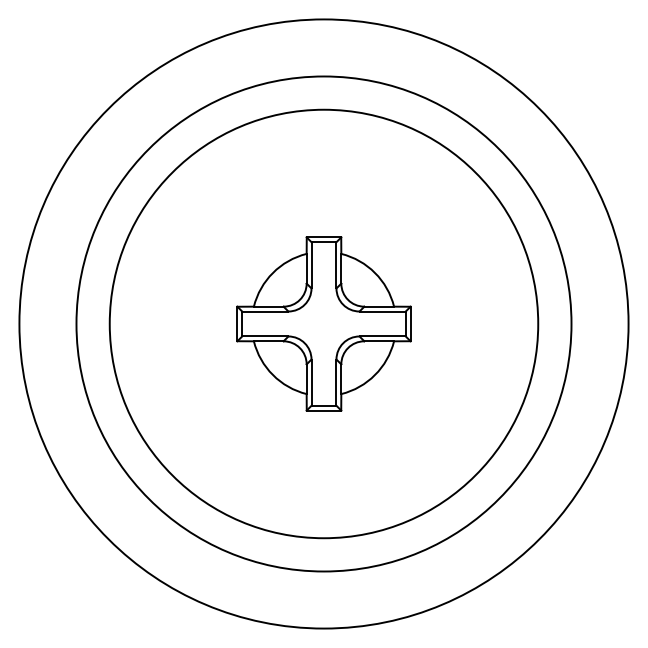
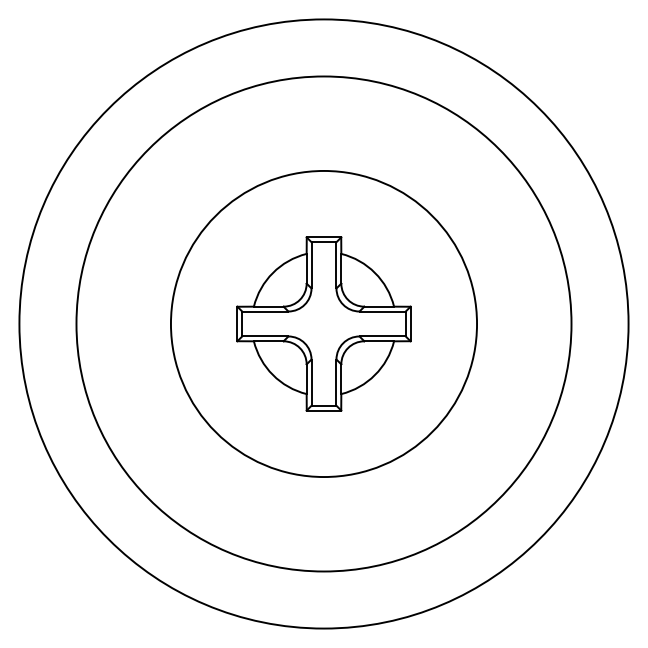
circle diameter: 428 px -> 306 px (323, 323)
